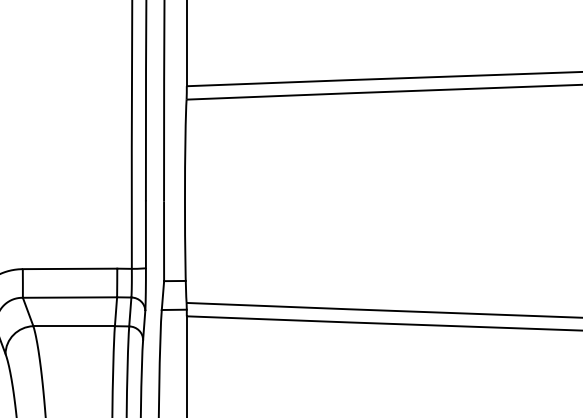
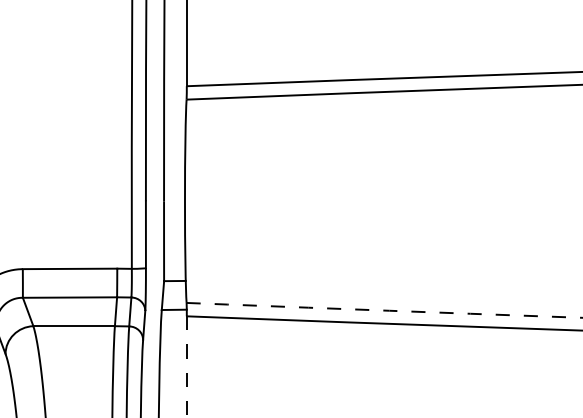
arc: solid -> dashed (384, 310)
line: solid -> dashed (186, 367)
